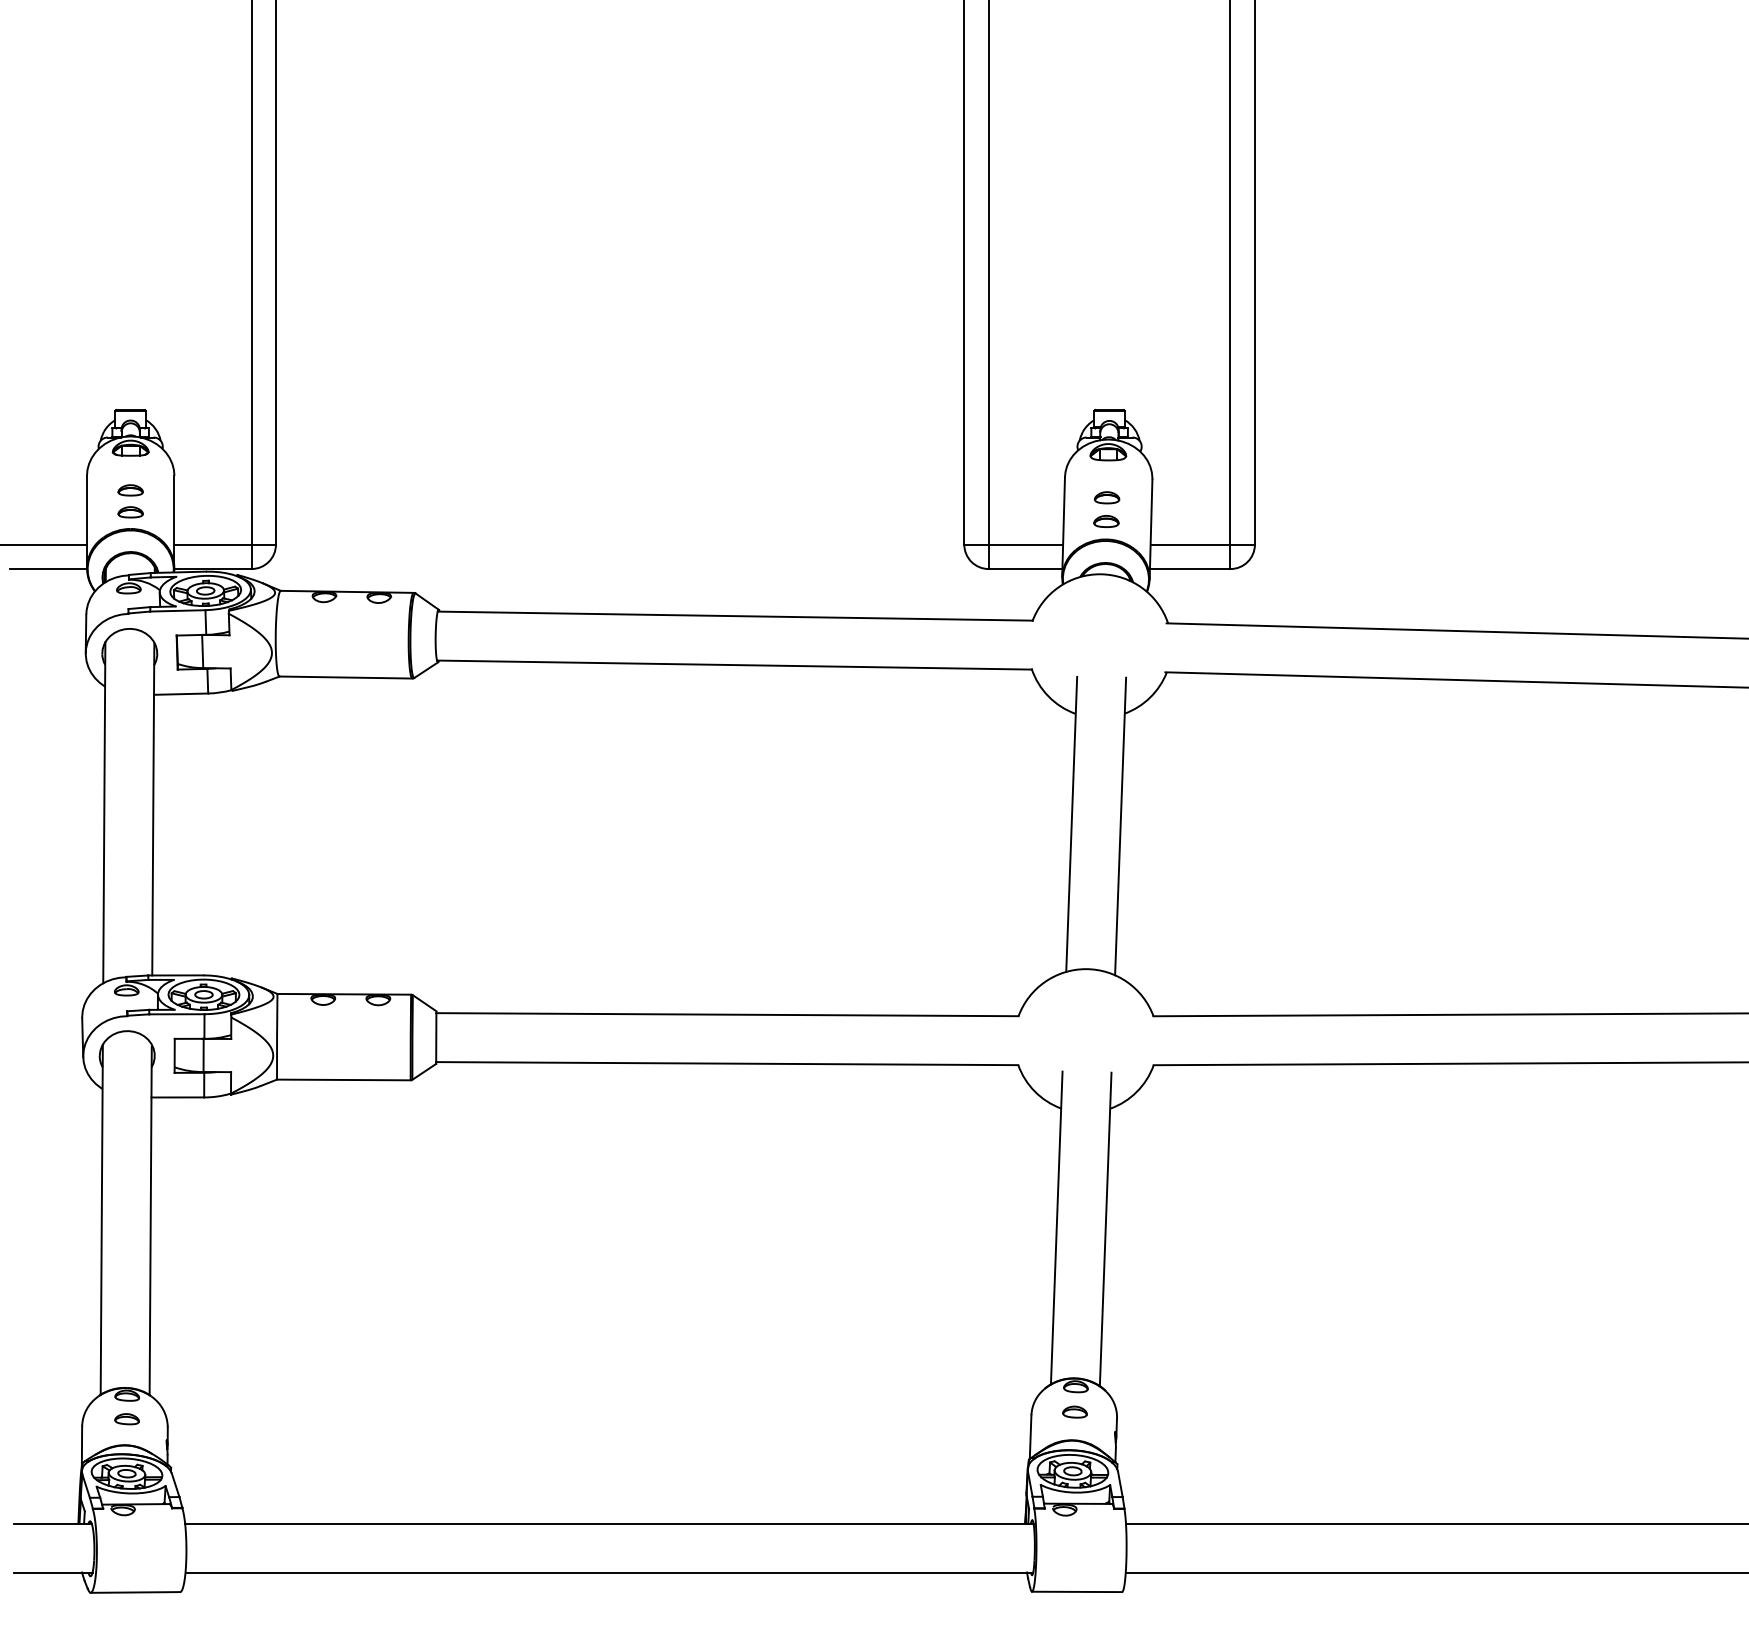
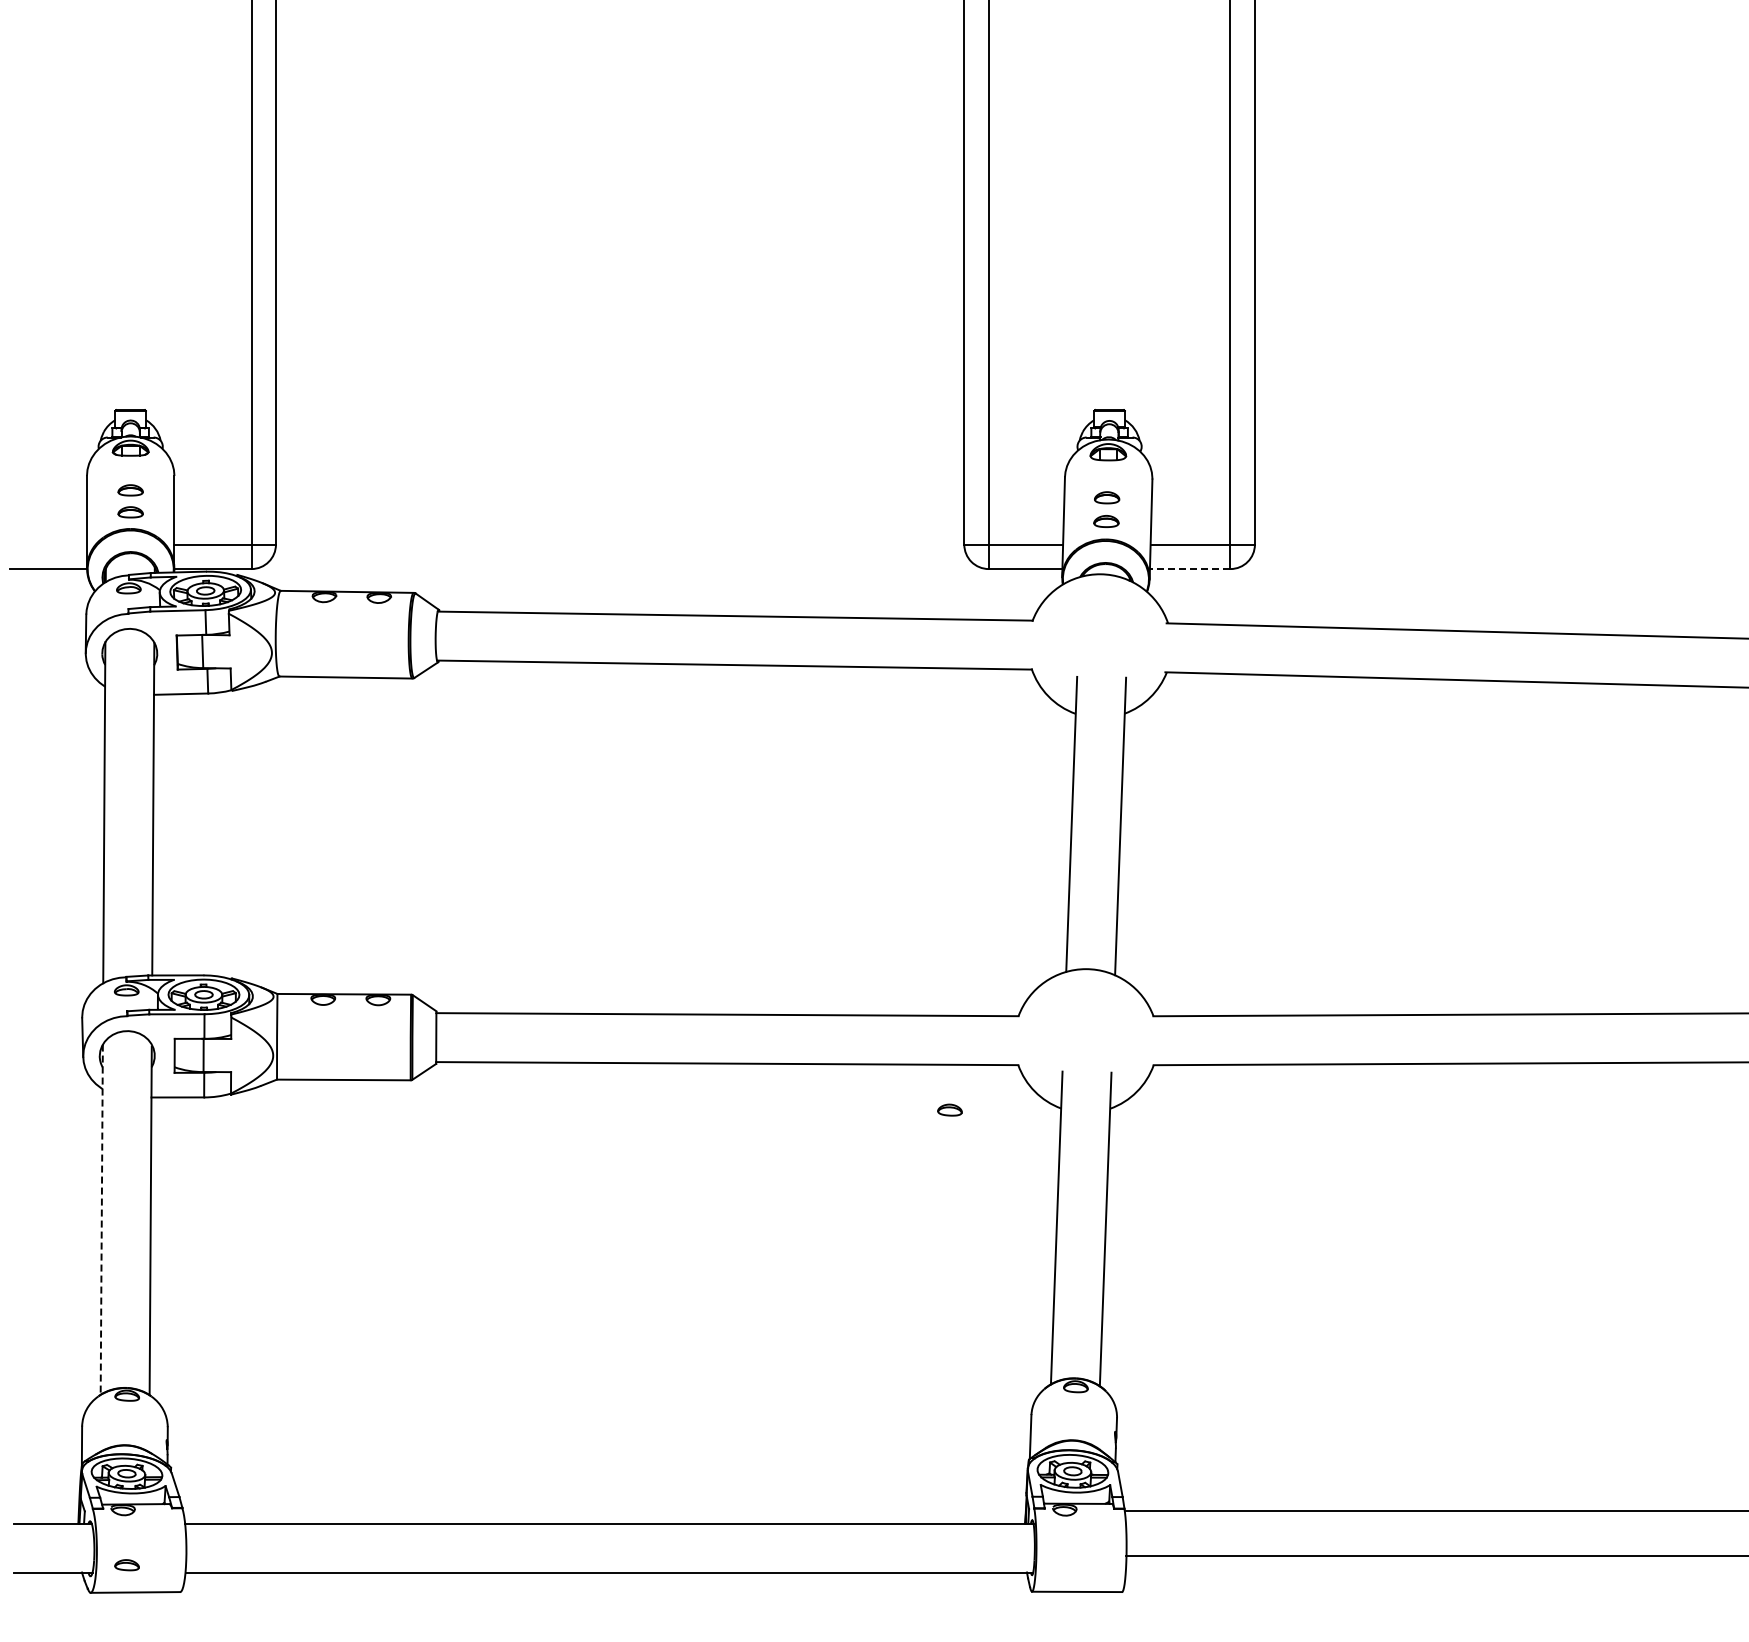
line: present -> none (44, 544)
line: solid -> dashed (1189, 569)
line: solid -> dashed (101, 1220)
part position: (1074, 1411) -> (949, 1109) (949, 1109)
part position: (126, 1419) -> (126, 1565) (126, 1565)
line position: (1435, 1523) -> (1435, 1510) (1435, 1510)
line position: (1435, 1572) -> (1435, 1555) (1435, 1555)
